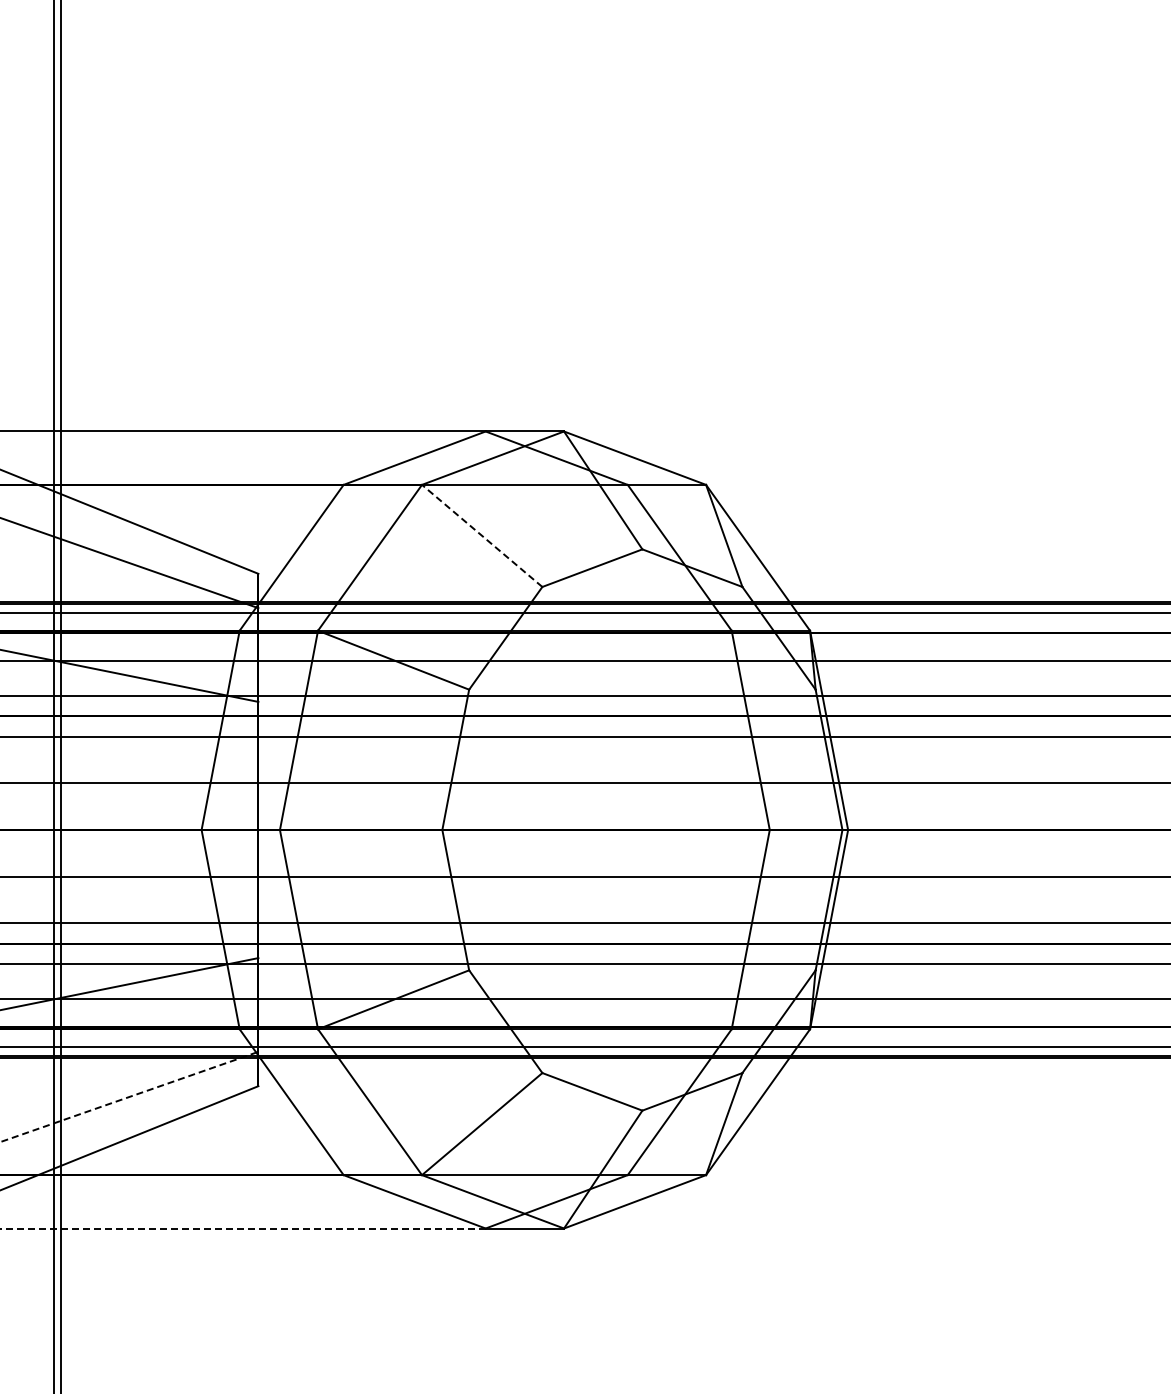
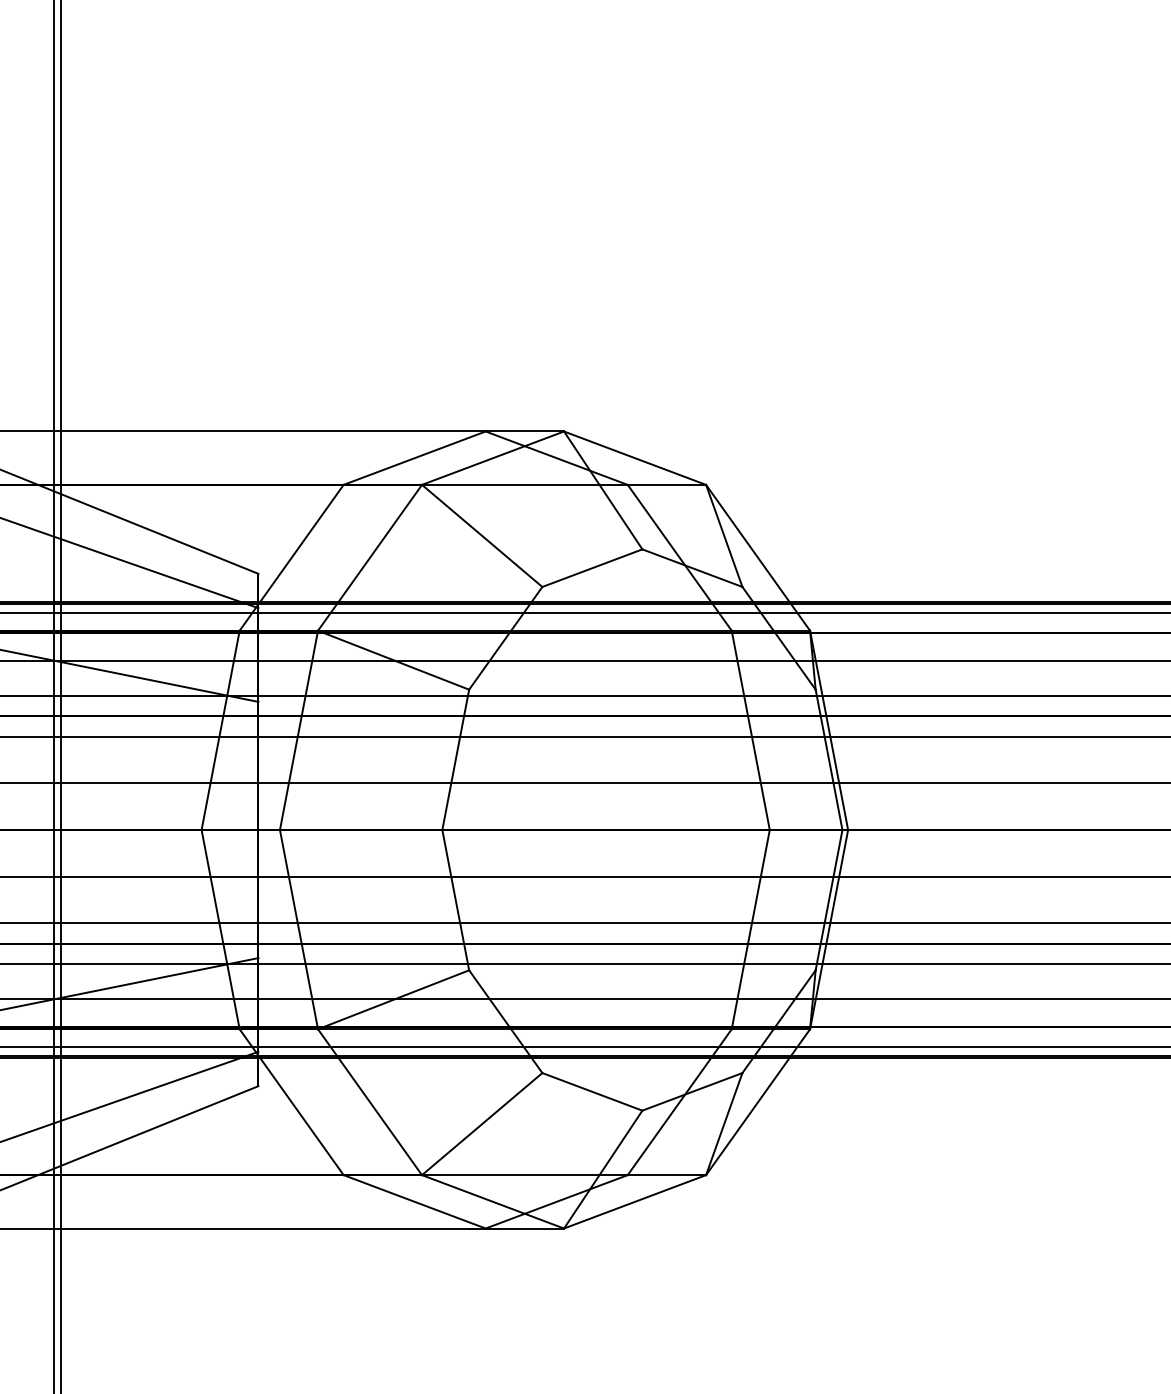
line: dashed -> solid (482, 535)
line: dashed -> solid (129, 1097)
line: dashed -> solid (242, 1228)
